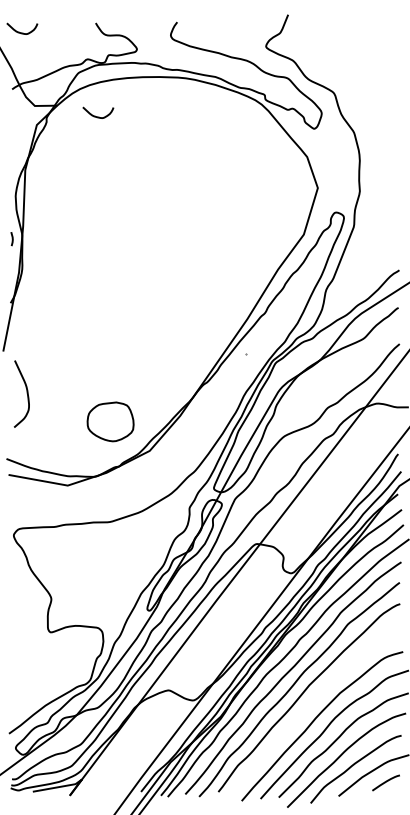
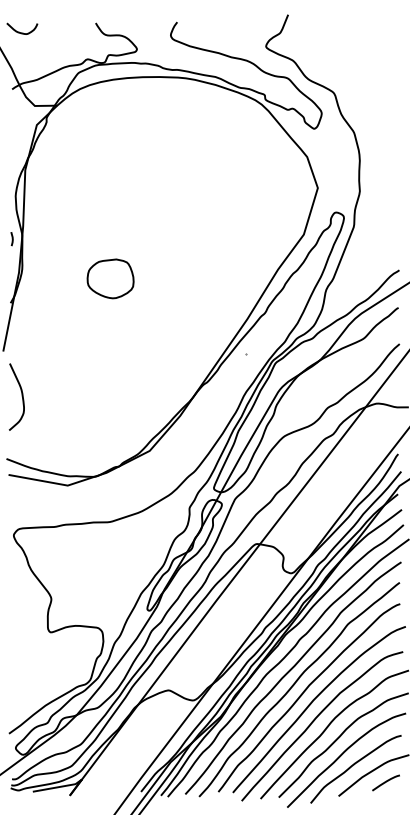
curve: present -> none (98, 116)
curve position: (26, 393) -> (21, 396) (21, 396)
part position: (110, 421) -> (110, 278) (110, 278)
curve: none -> present (312, 703)
